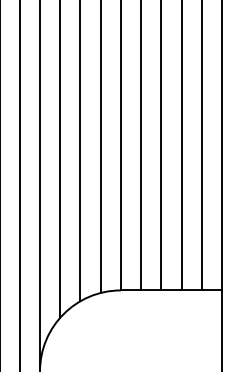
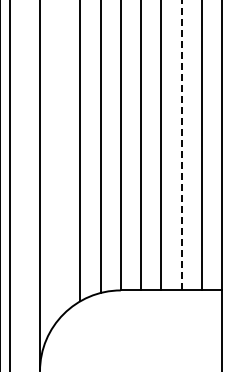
line: solid -> dashed (181, 145)
line: present -> none (60, 159)
line position: (19, 185) -> (9, 185) (9, 185)
